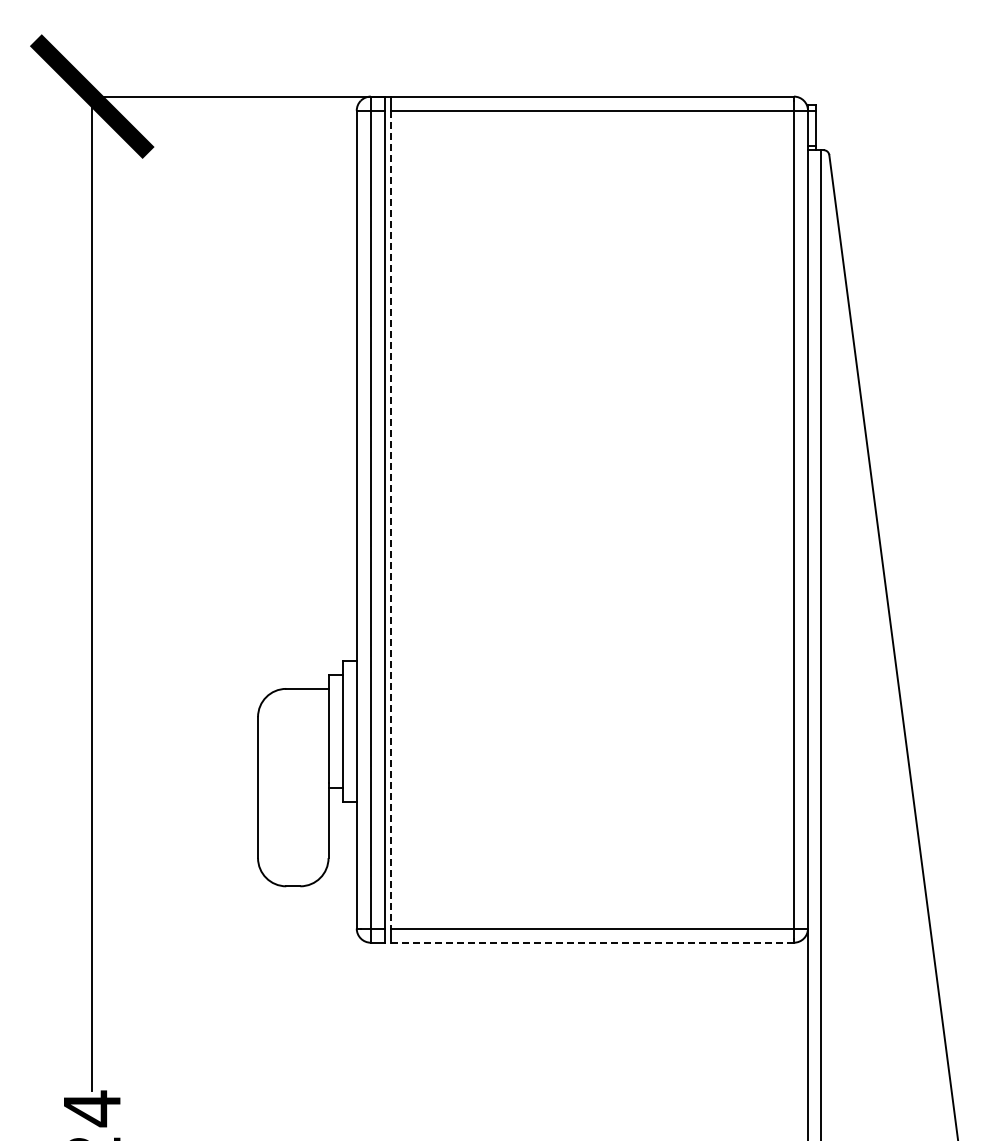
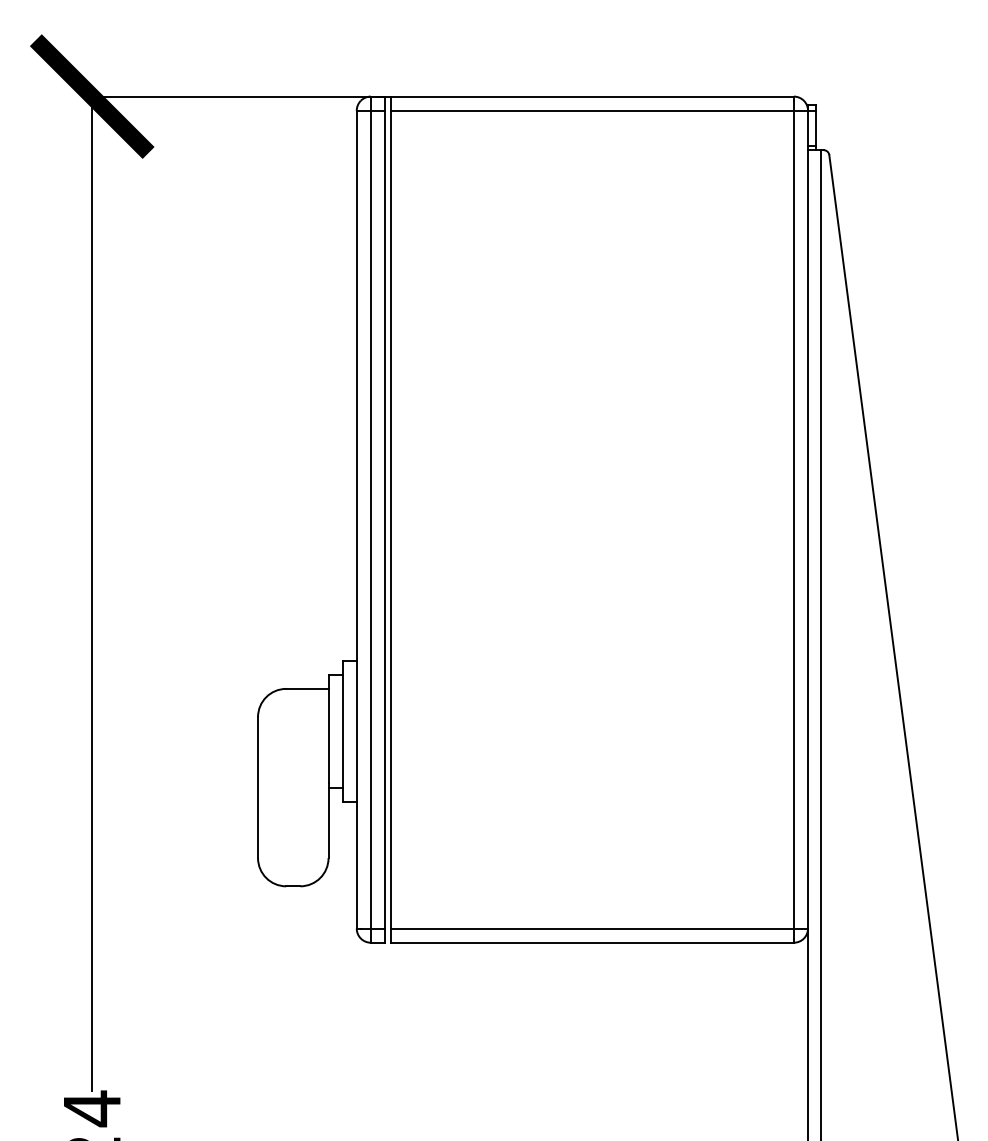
line: dashed -> solid (390, 519)
line: dashed -> solid (592, 942)
